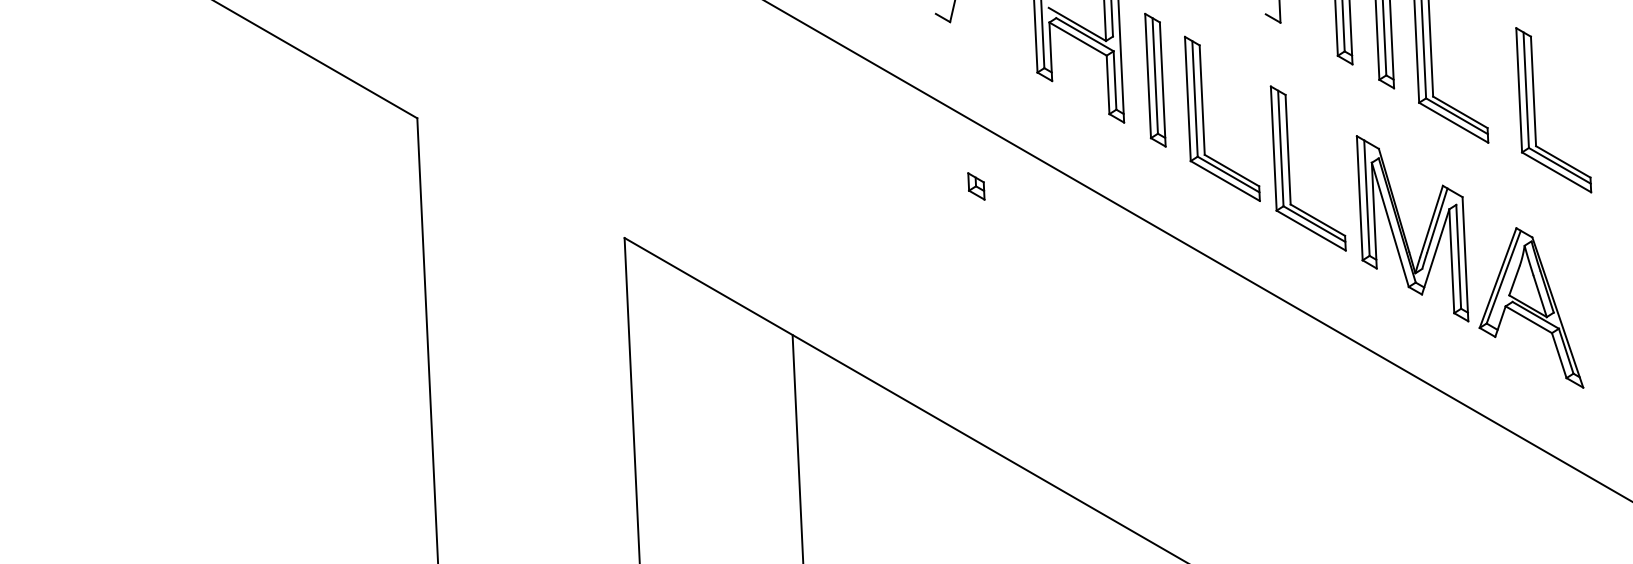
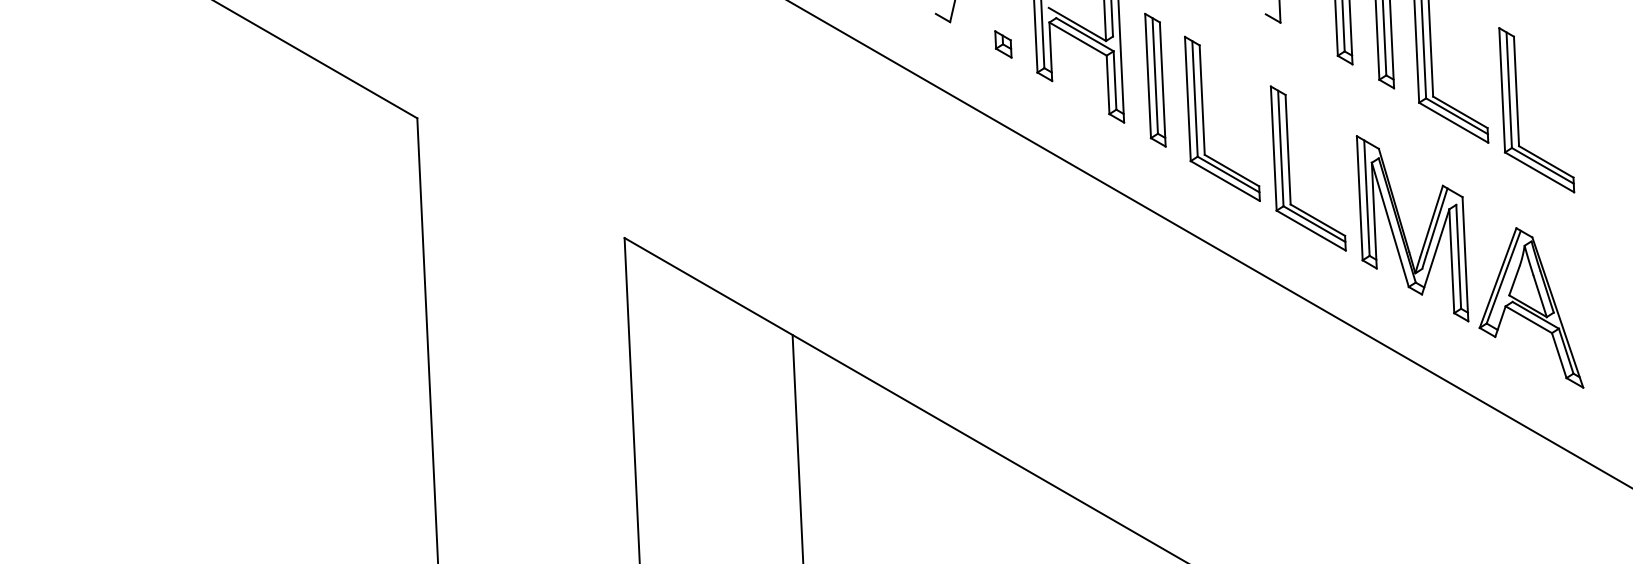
part position: (1535, 110) -> (1518, 110) (1518, 110)
part position: (976, 186) -> (1003, 44) (1003, 44)
line position: (1198, 251) -> (1209, 244) (1209, 244)
